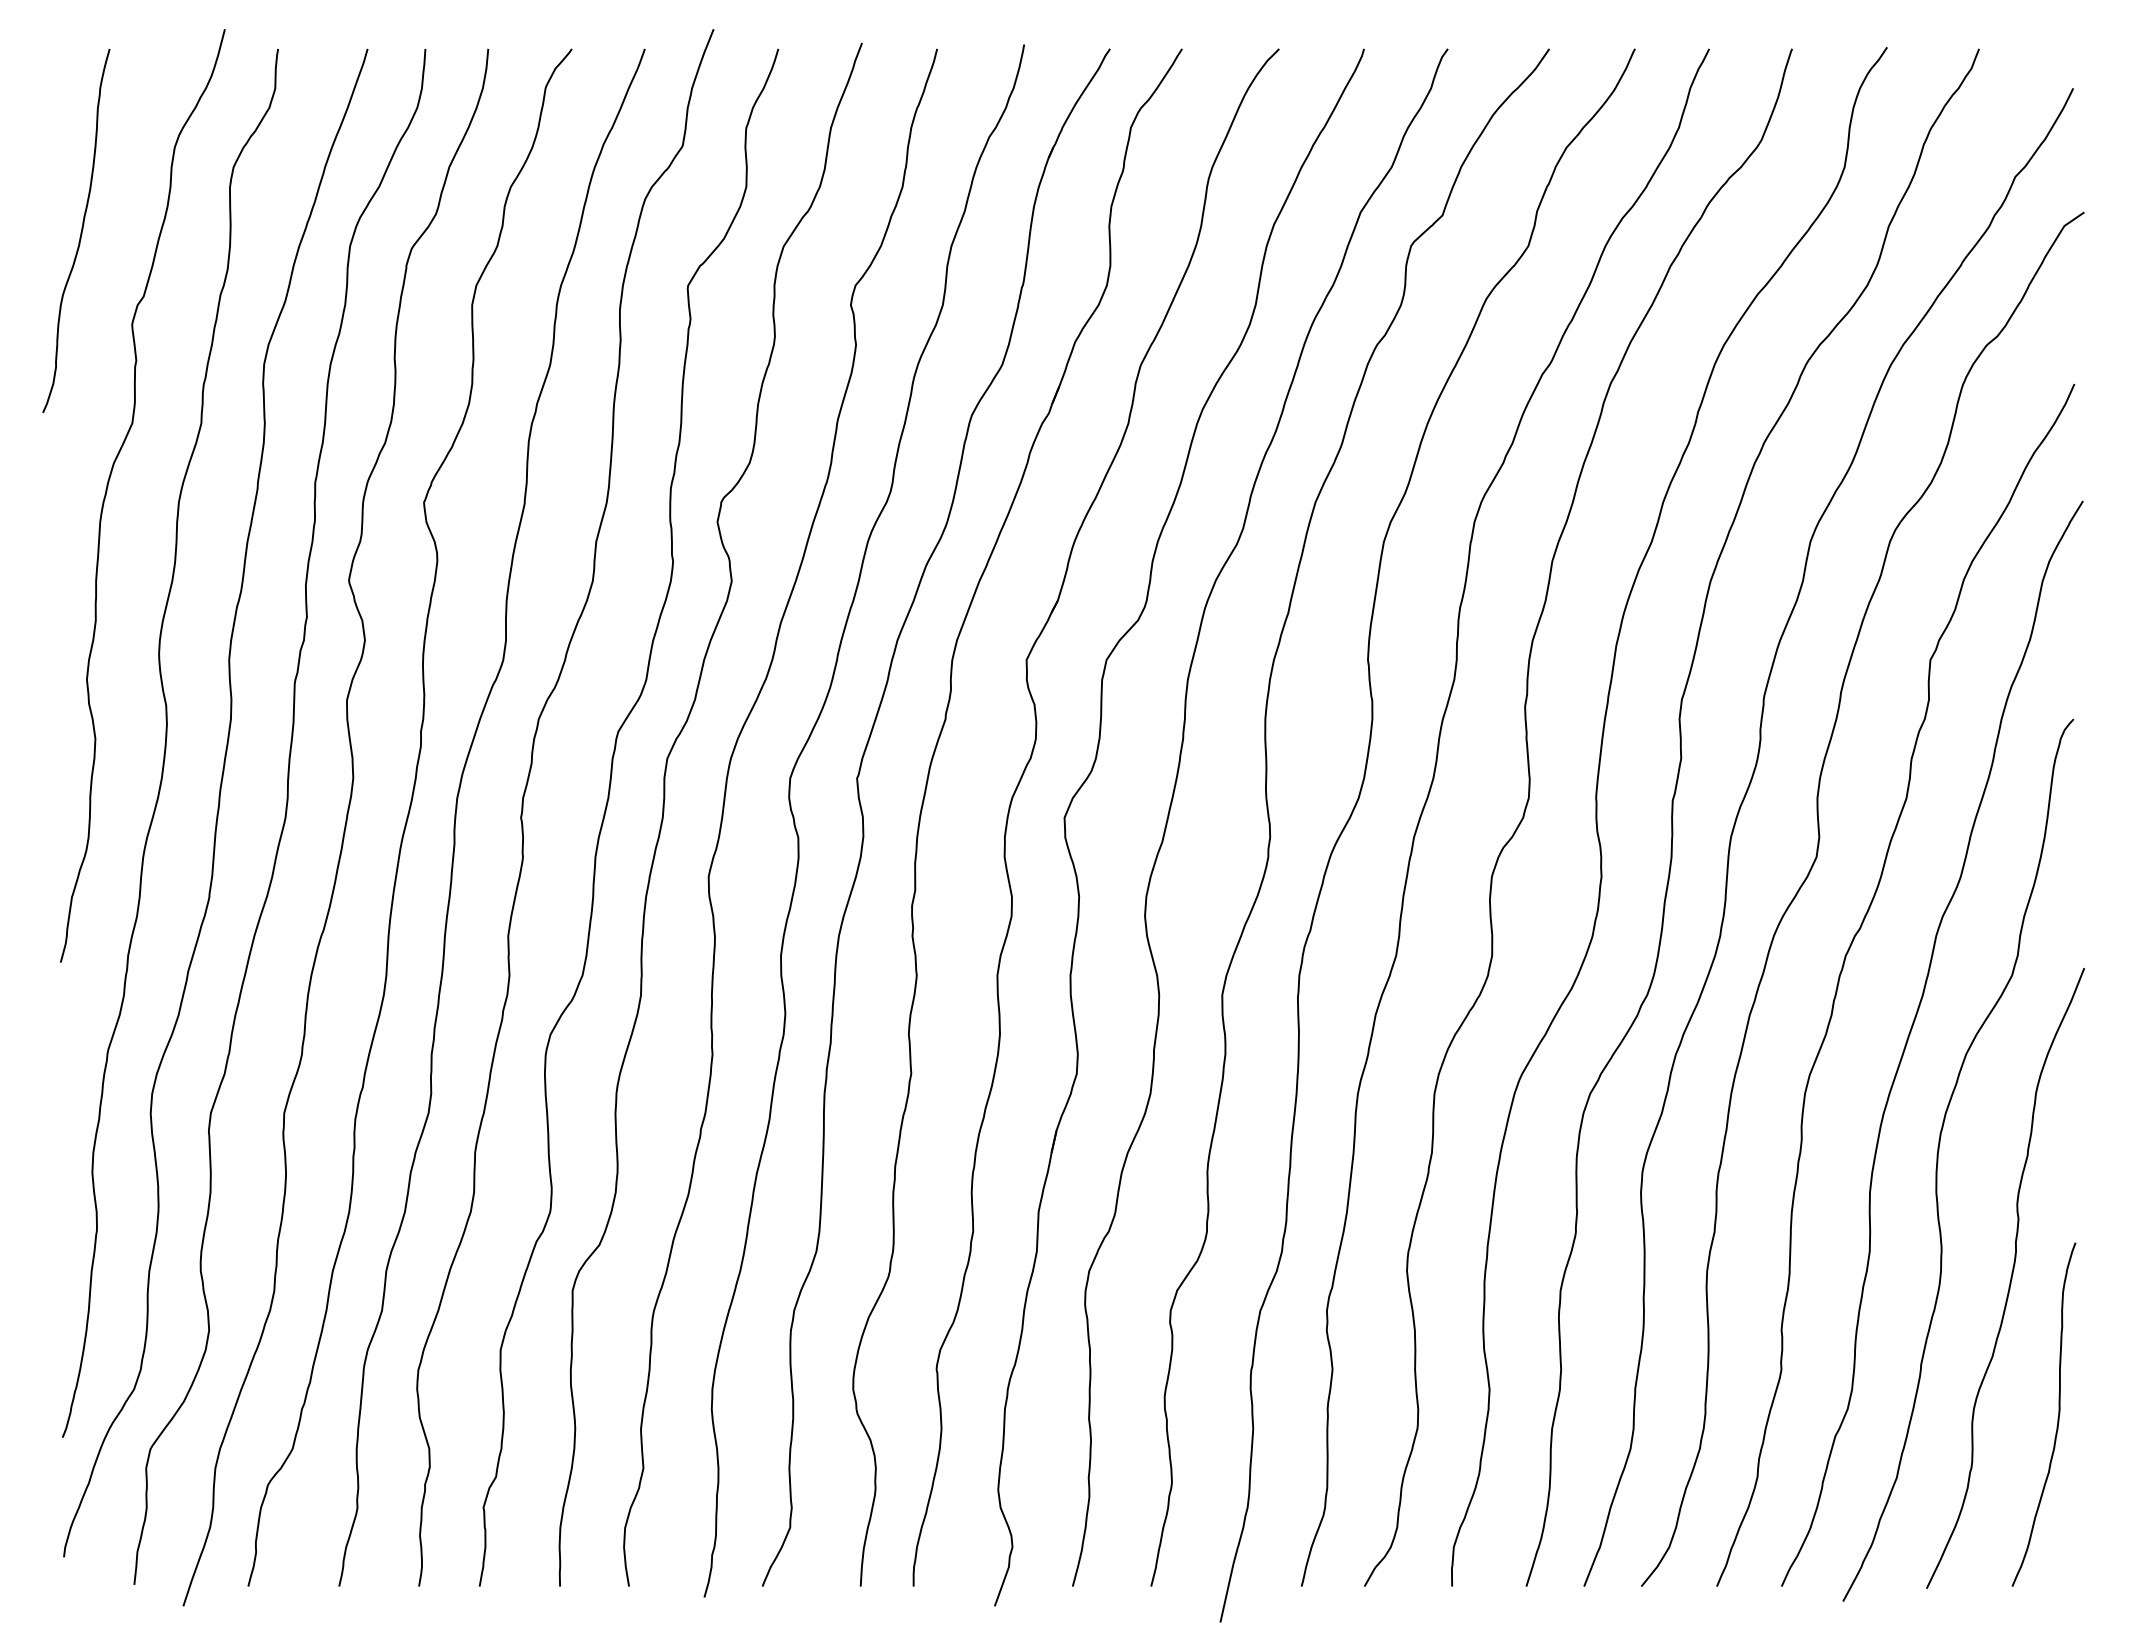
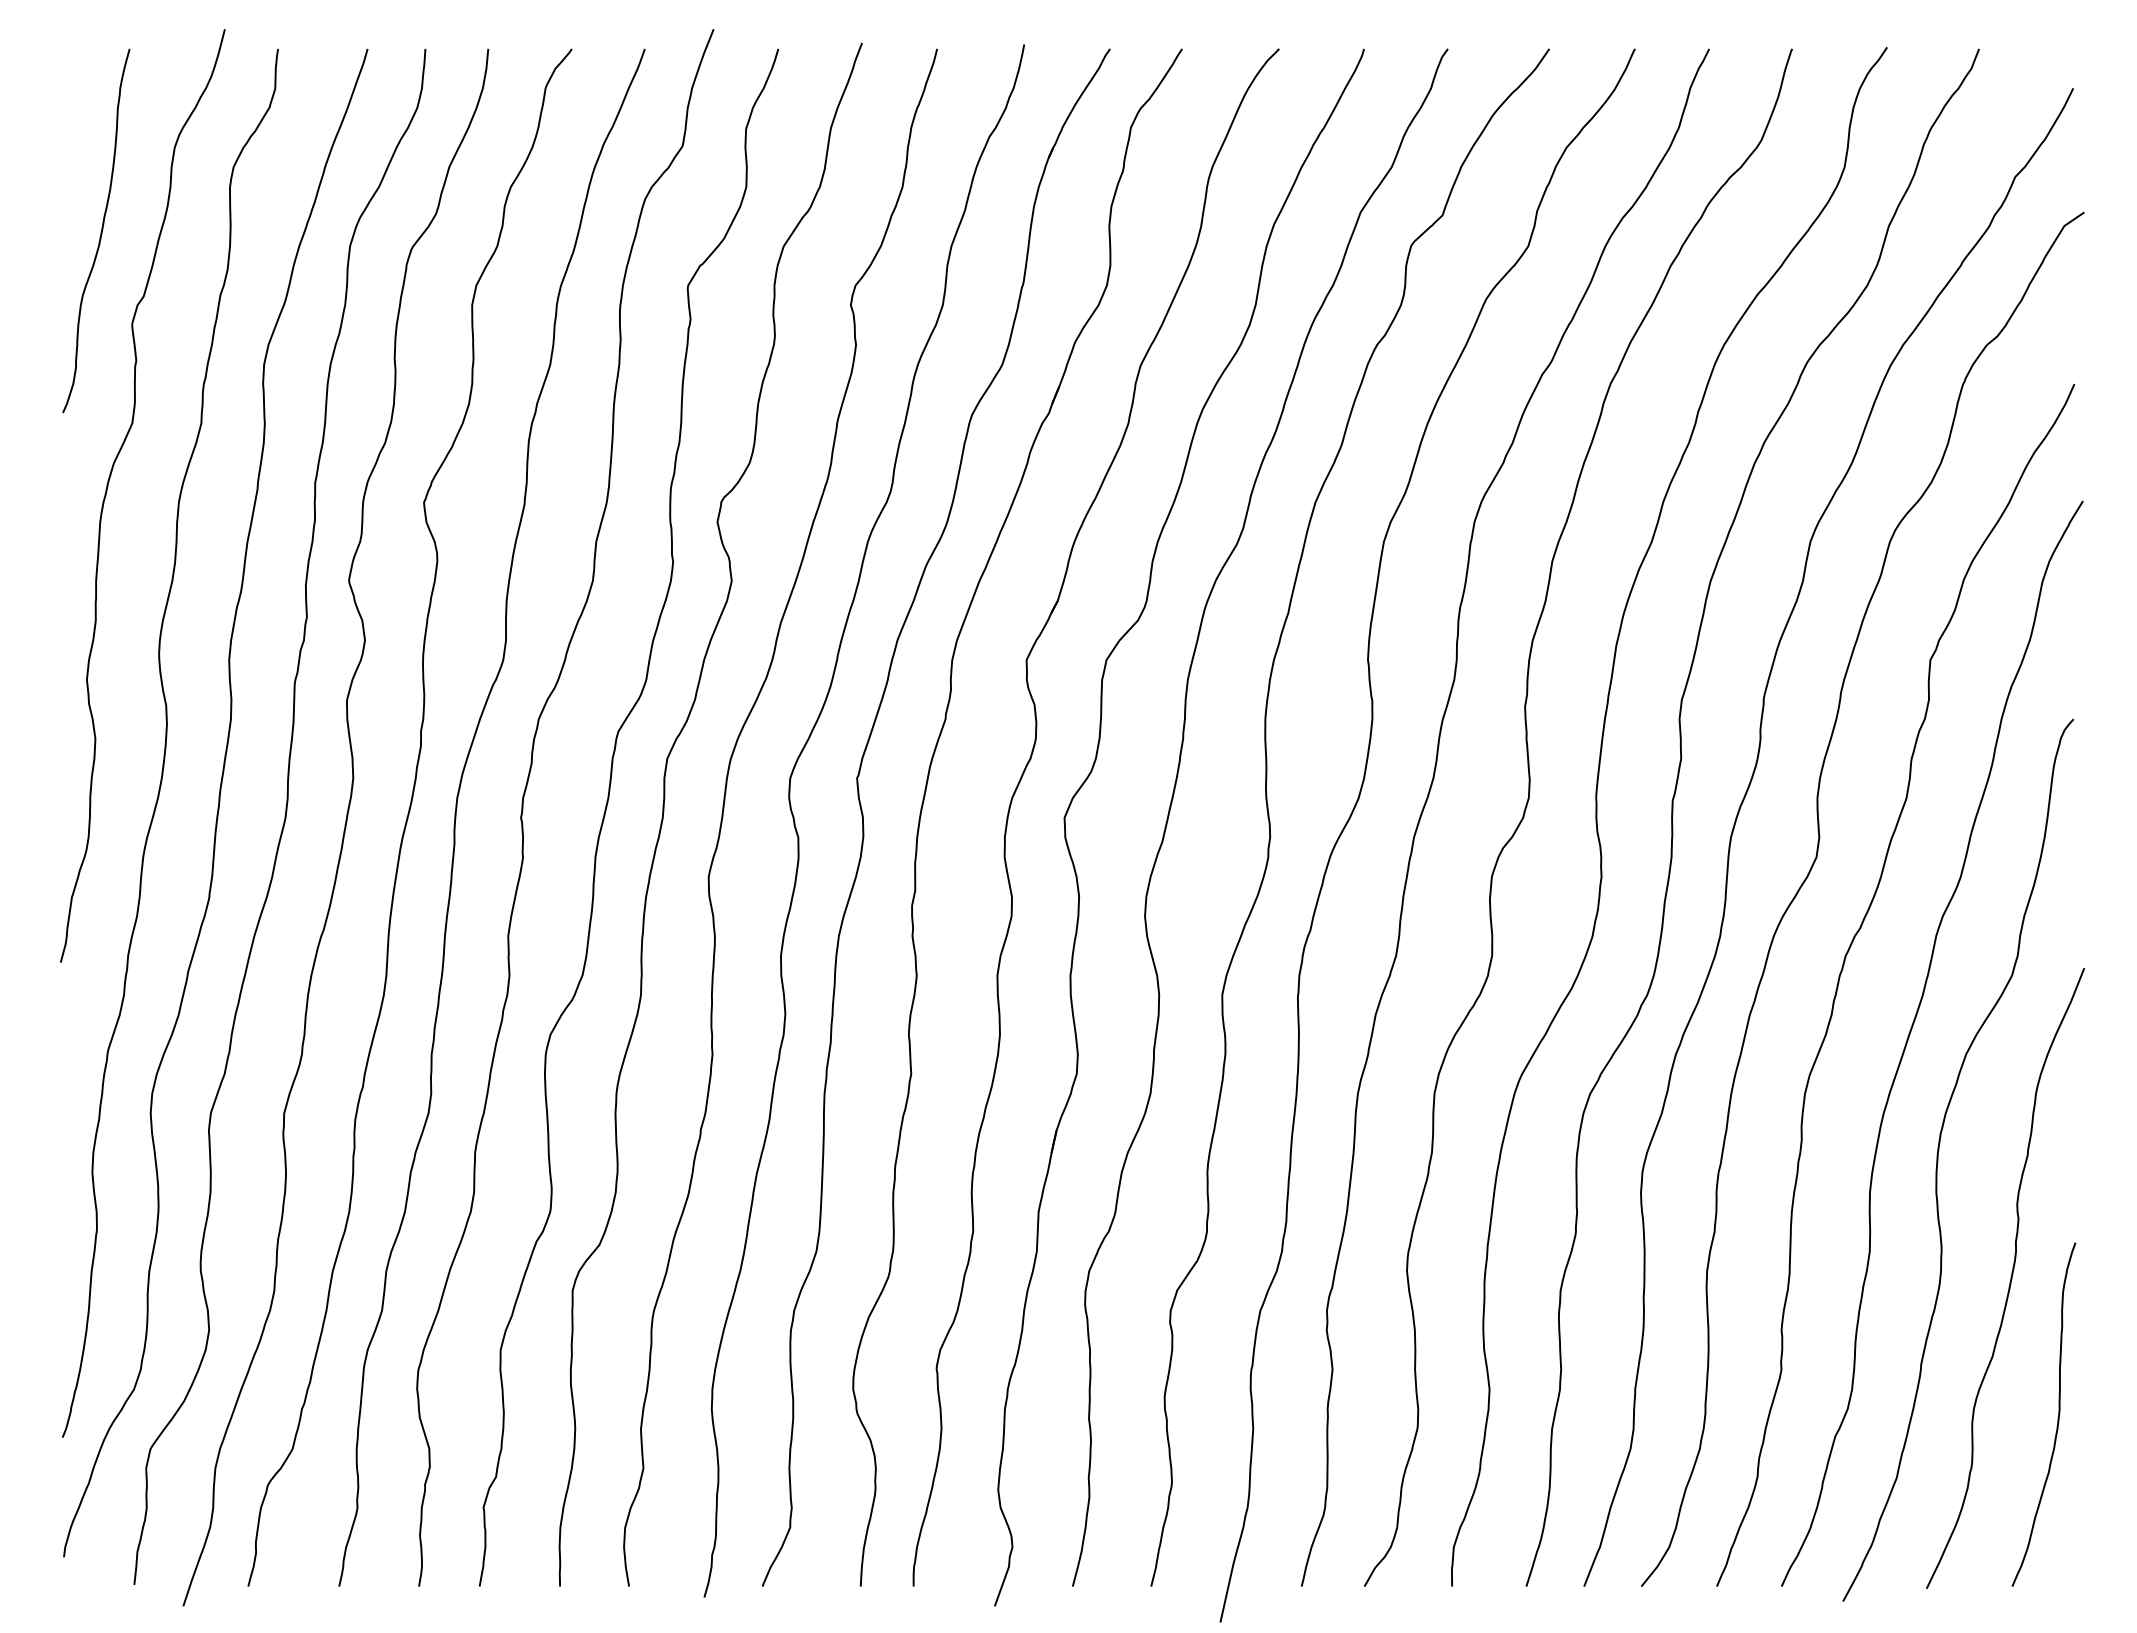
curve position: (80, 232) -> (100, 232) (100, 232)
